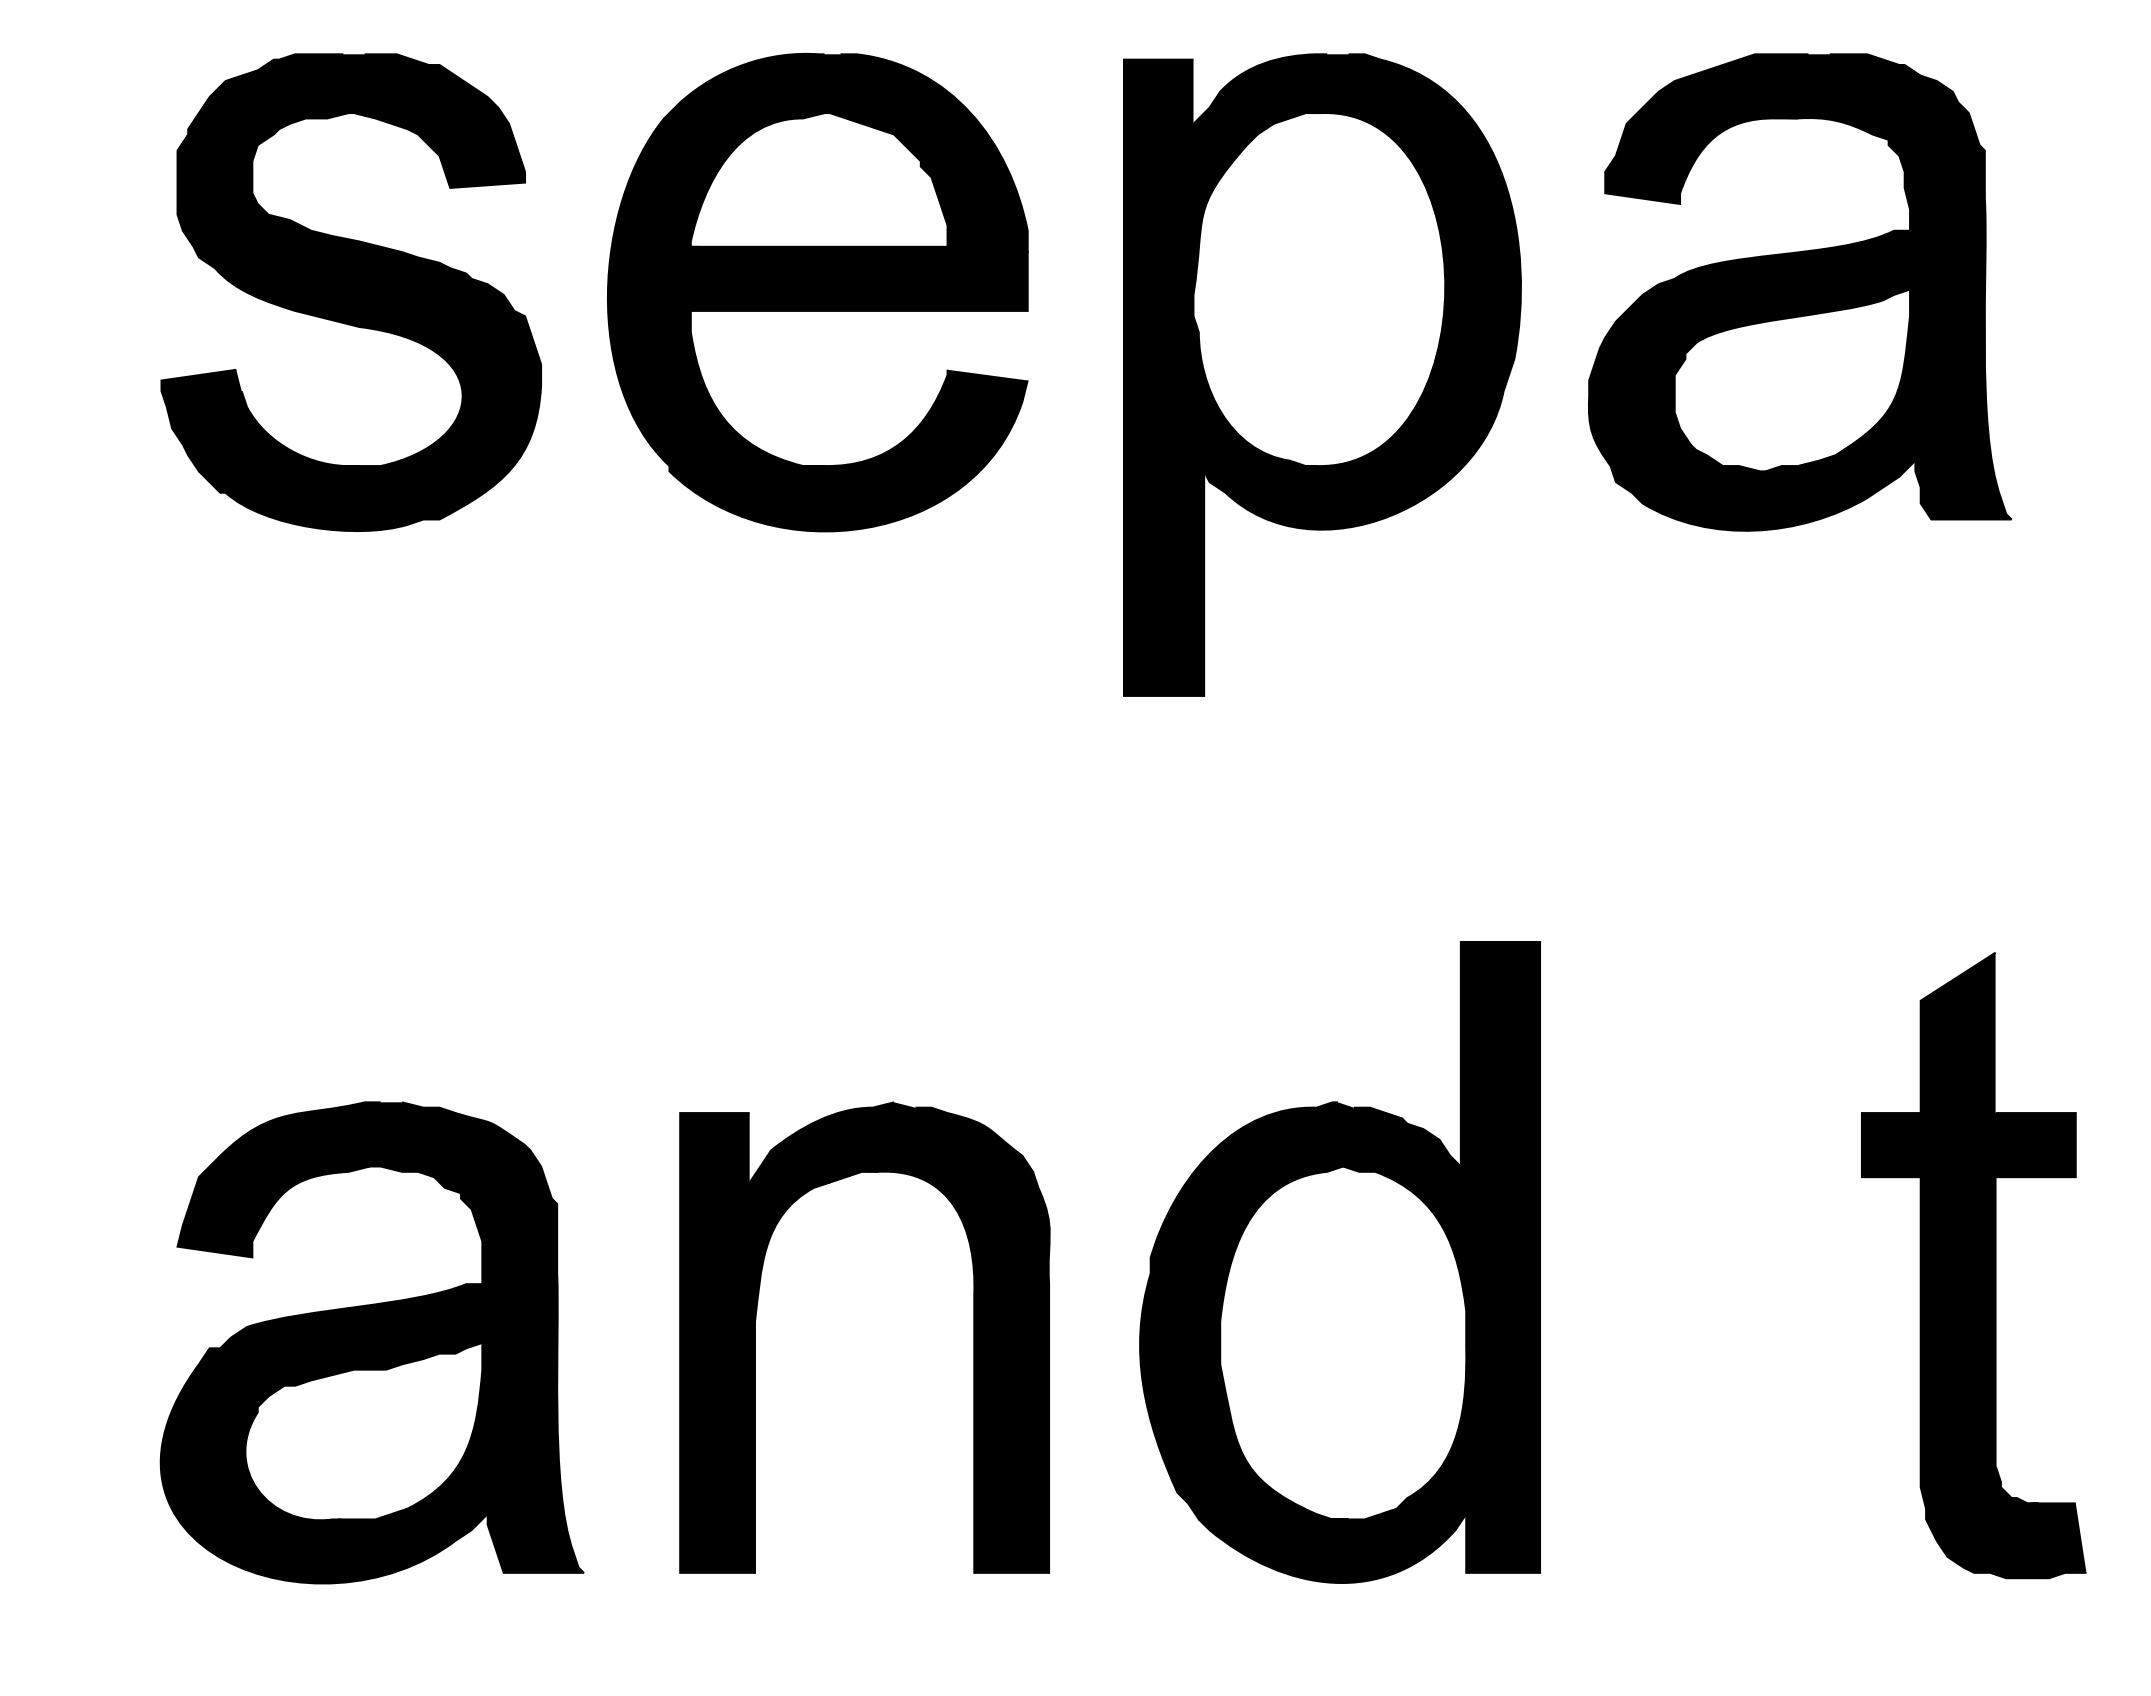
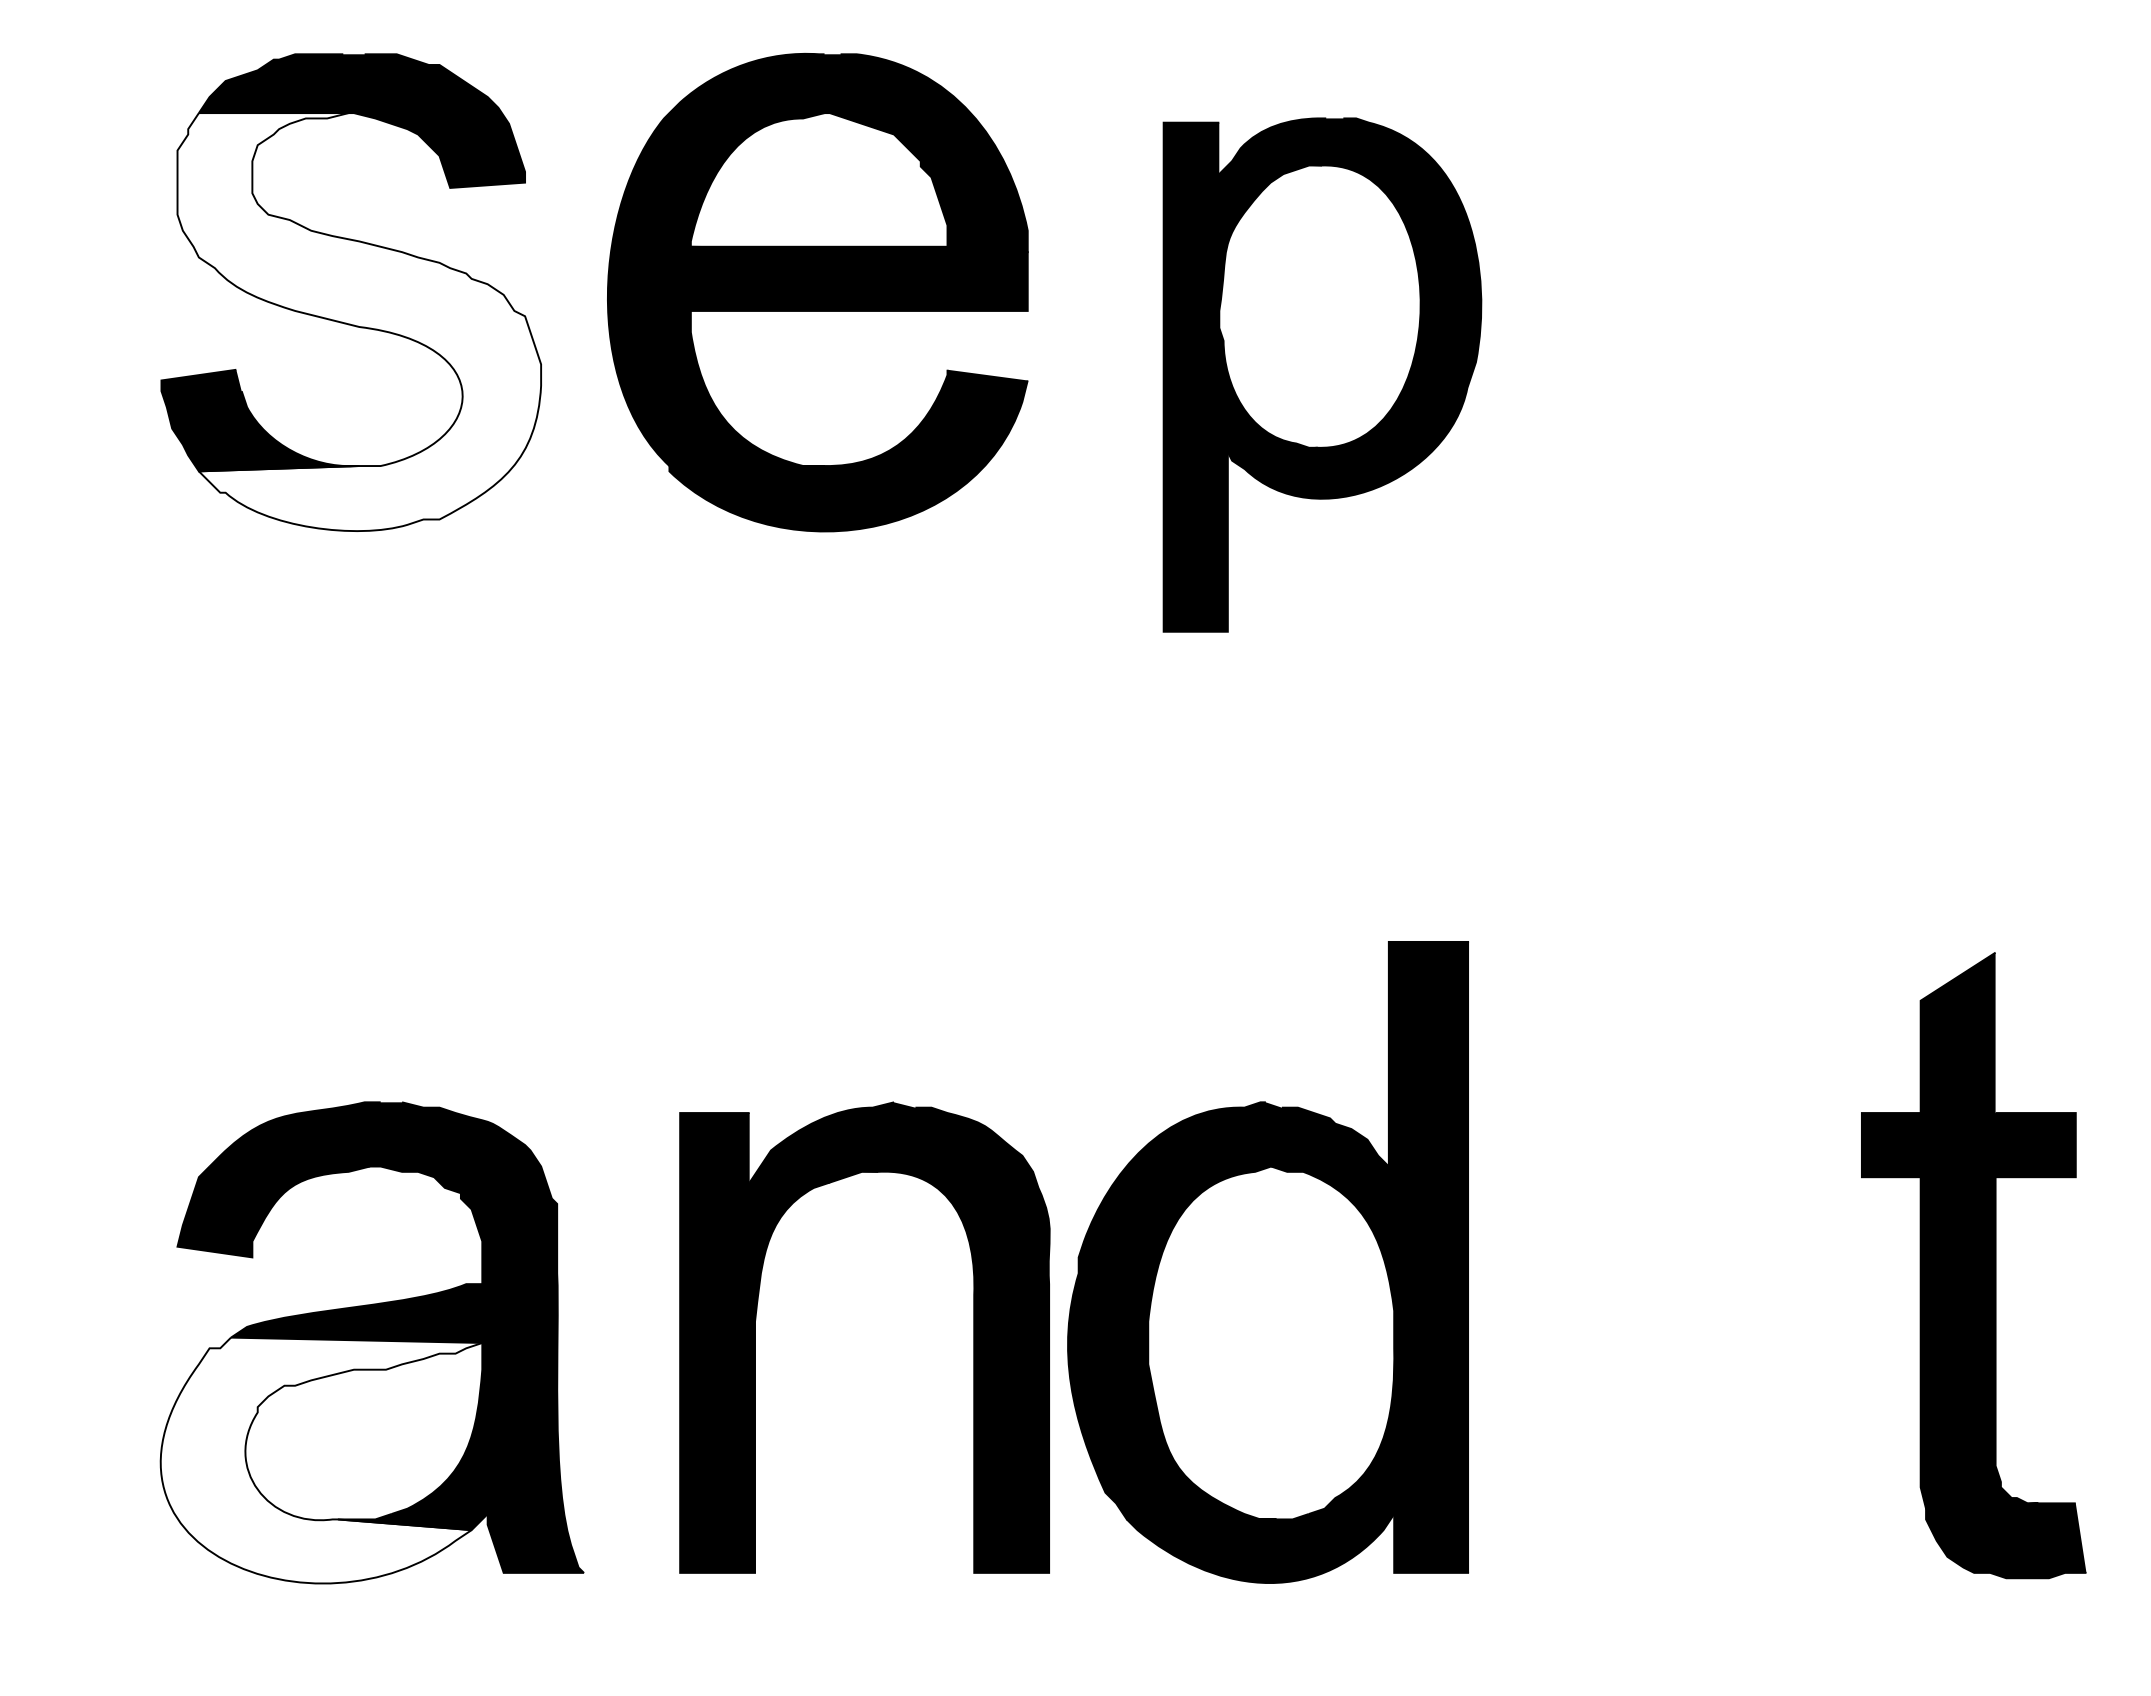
part: present -> none (1799, 292)
fill: present -> none (359, 322)
part size: 399x644 px -> 321x516 px (1322, 374)
part position: (1340, 1262) -> (1268, 1262) (1268, 1262)
fill: present -> none (321, 1460)
